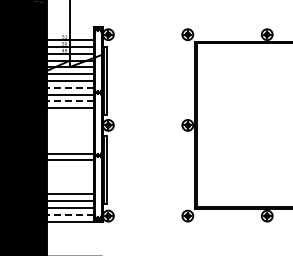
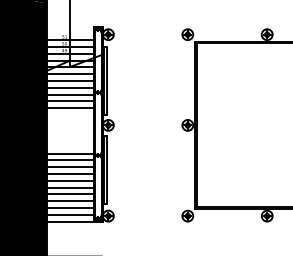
line: dashed -> solid (69, 87)
line: dashed -> solid (69, 101)
line: none -> present (69, 167)
line: none -> present (69, 173)
line: none -> present (69, 180)
line: none -> present (69, 187)
line: dashed -> solid (69, 214)
